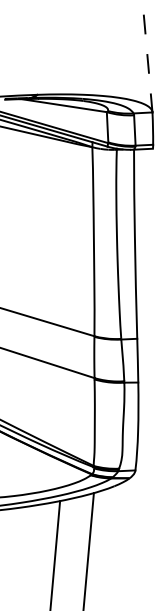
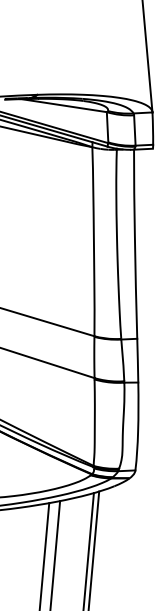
line: dashed -> solid (147, 56)
line: none -> present (93, 549)
line: none -> present (44, 555)
